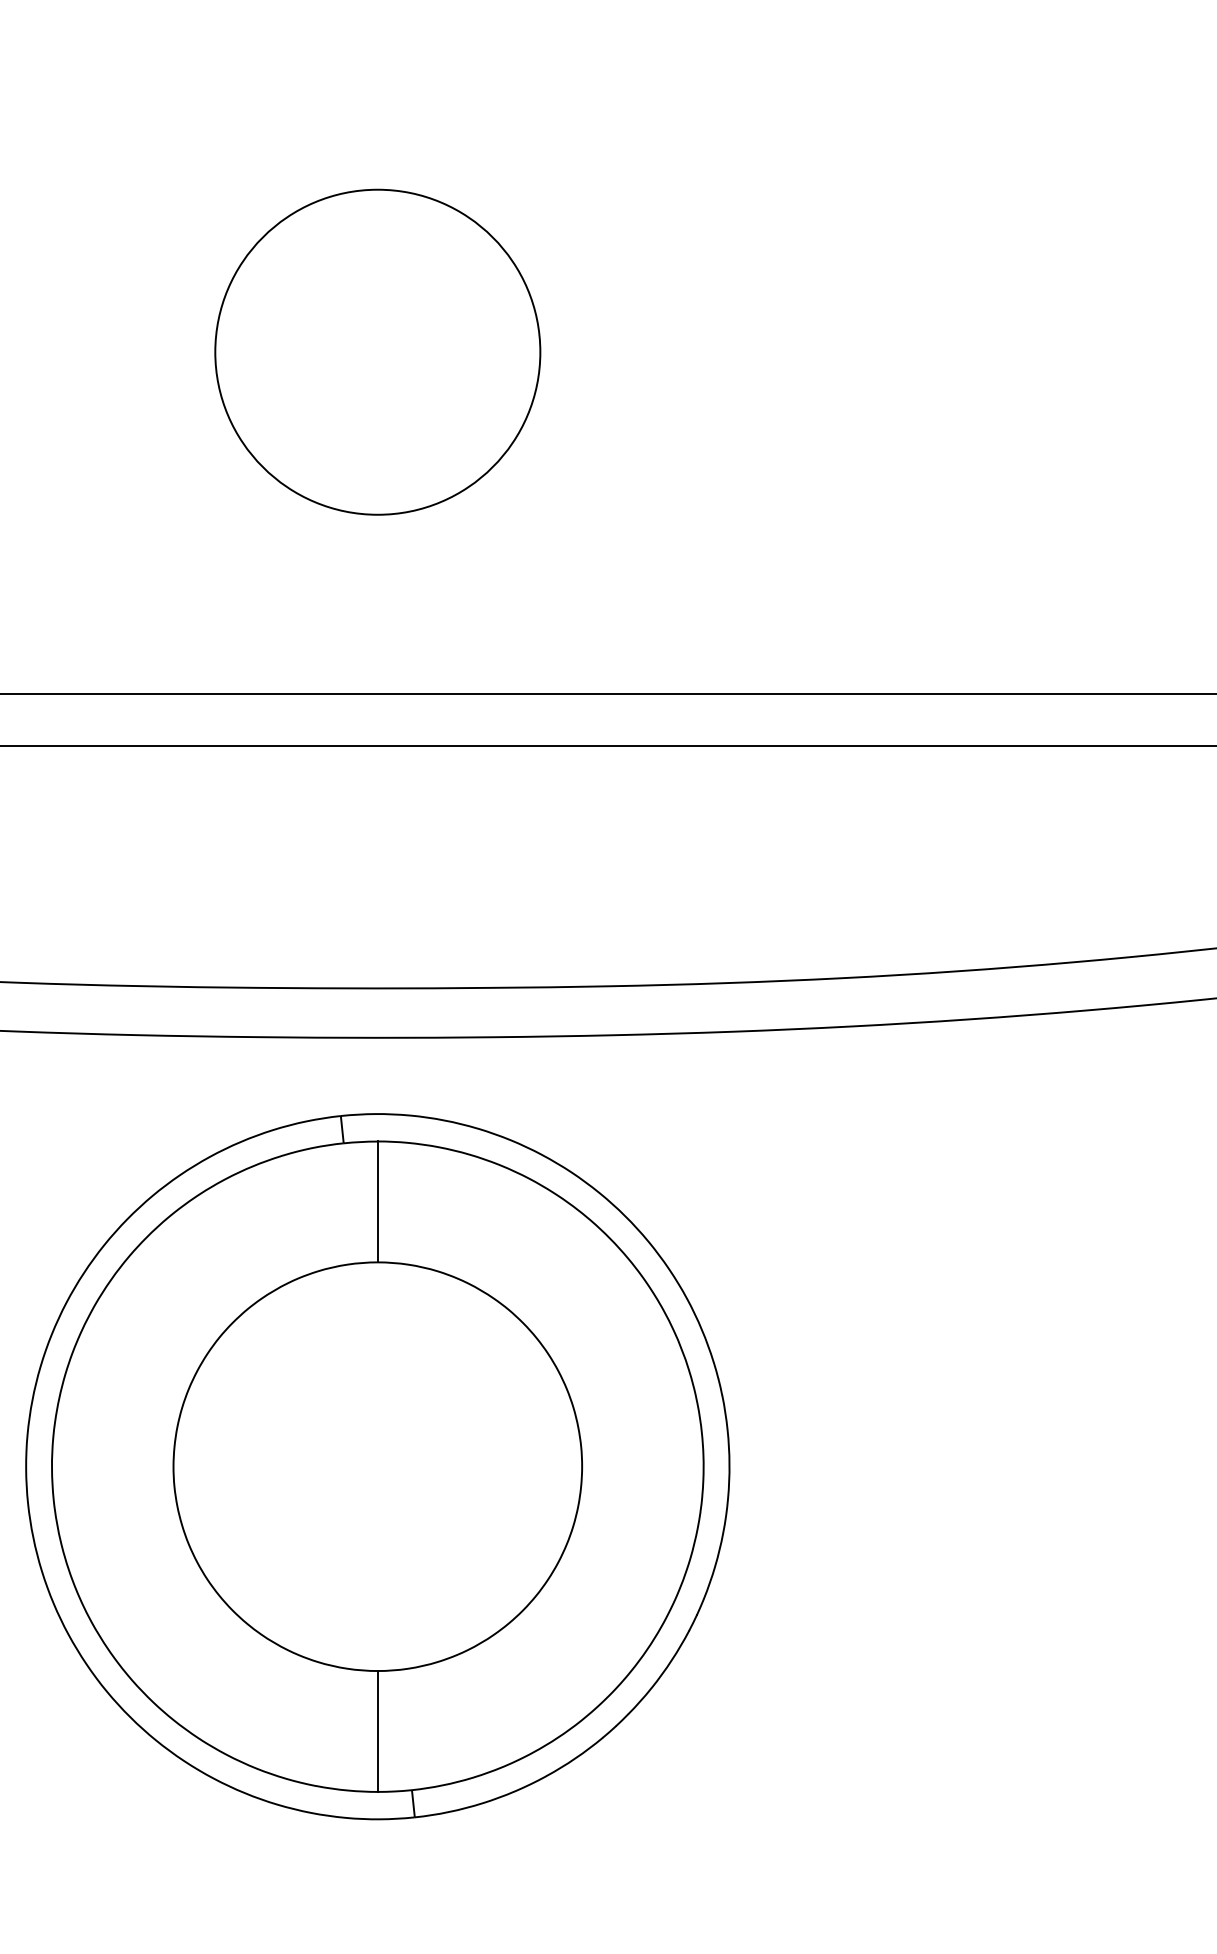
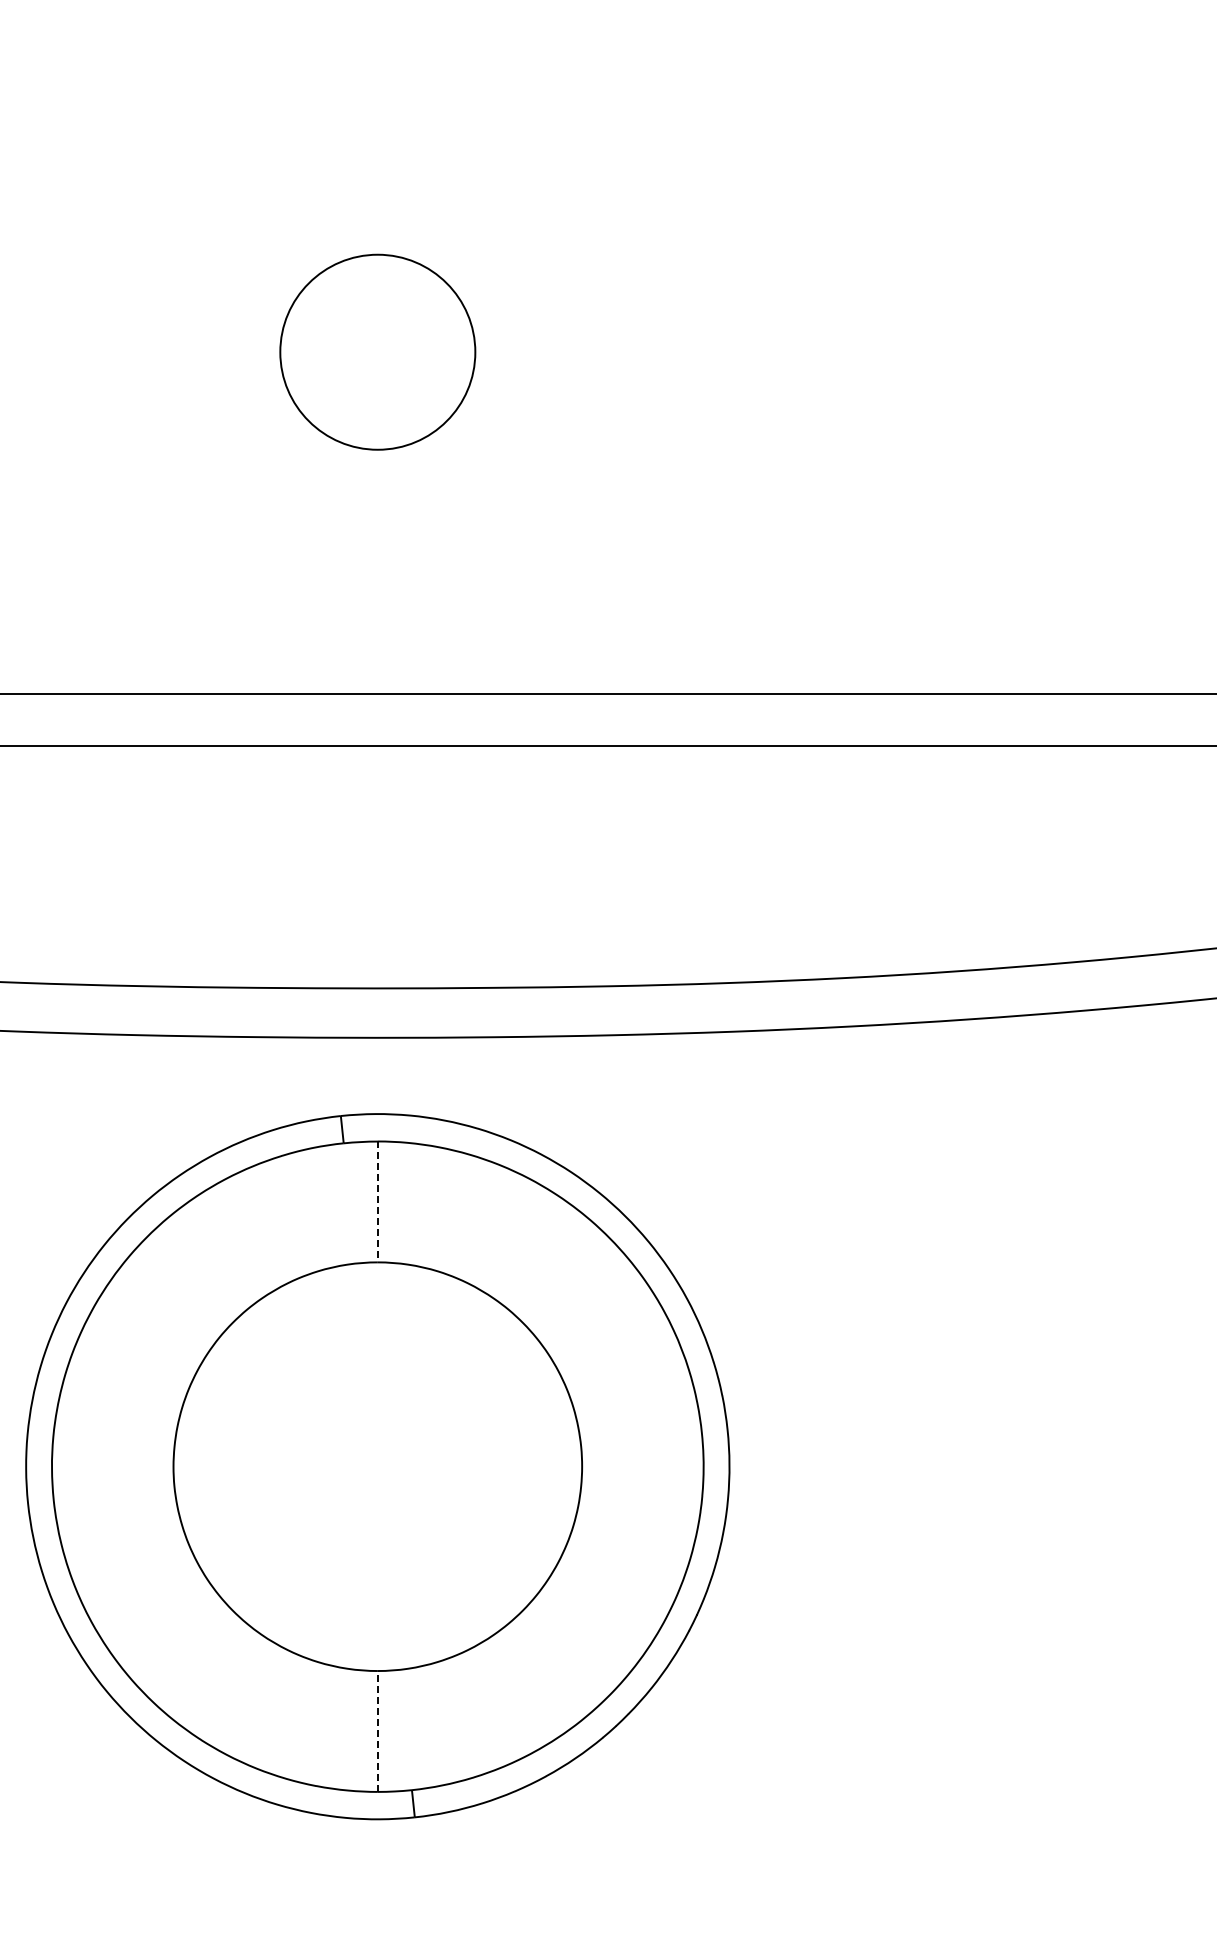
circle diameter: 325 px -> 195 px (377, 351)
line: solid -> dashed (377, 1202)
line: solid -> dashed (377, 1730)
